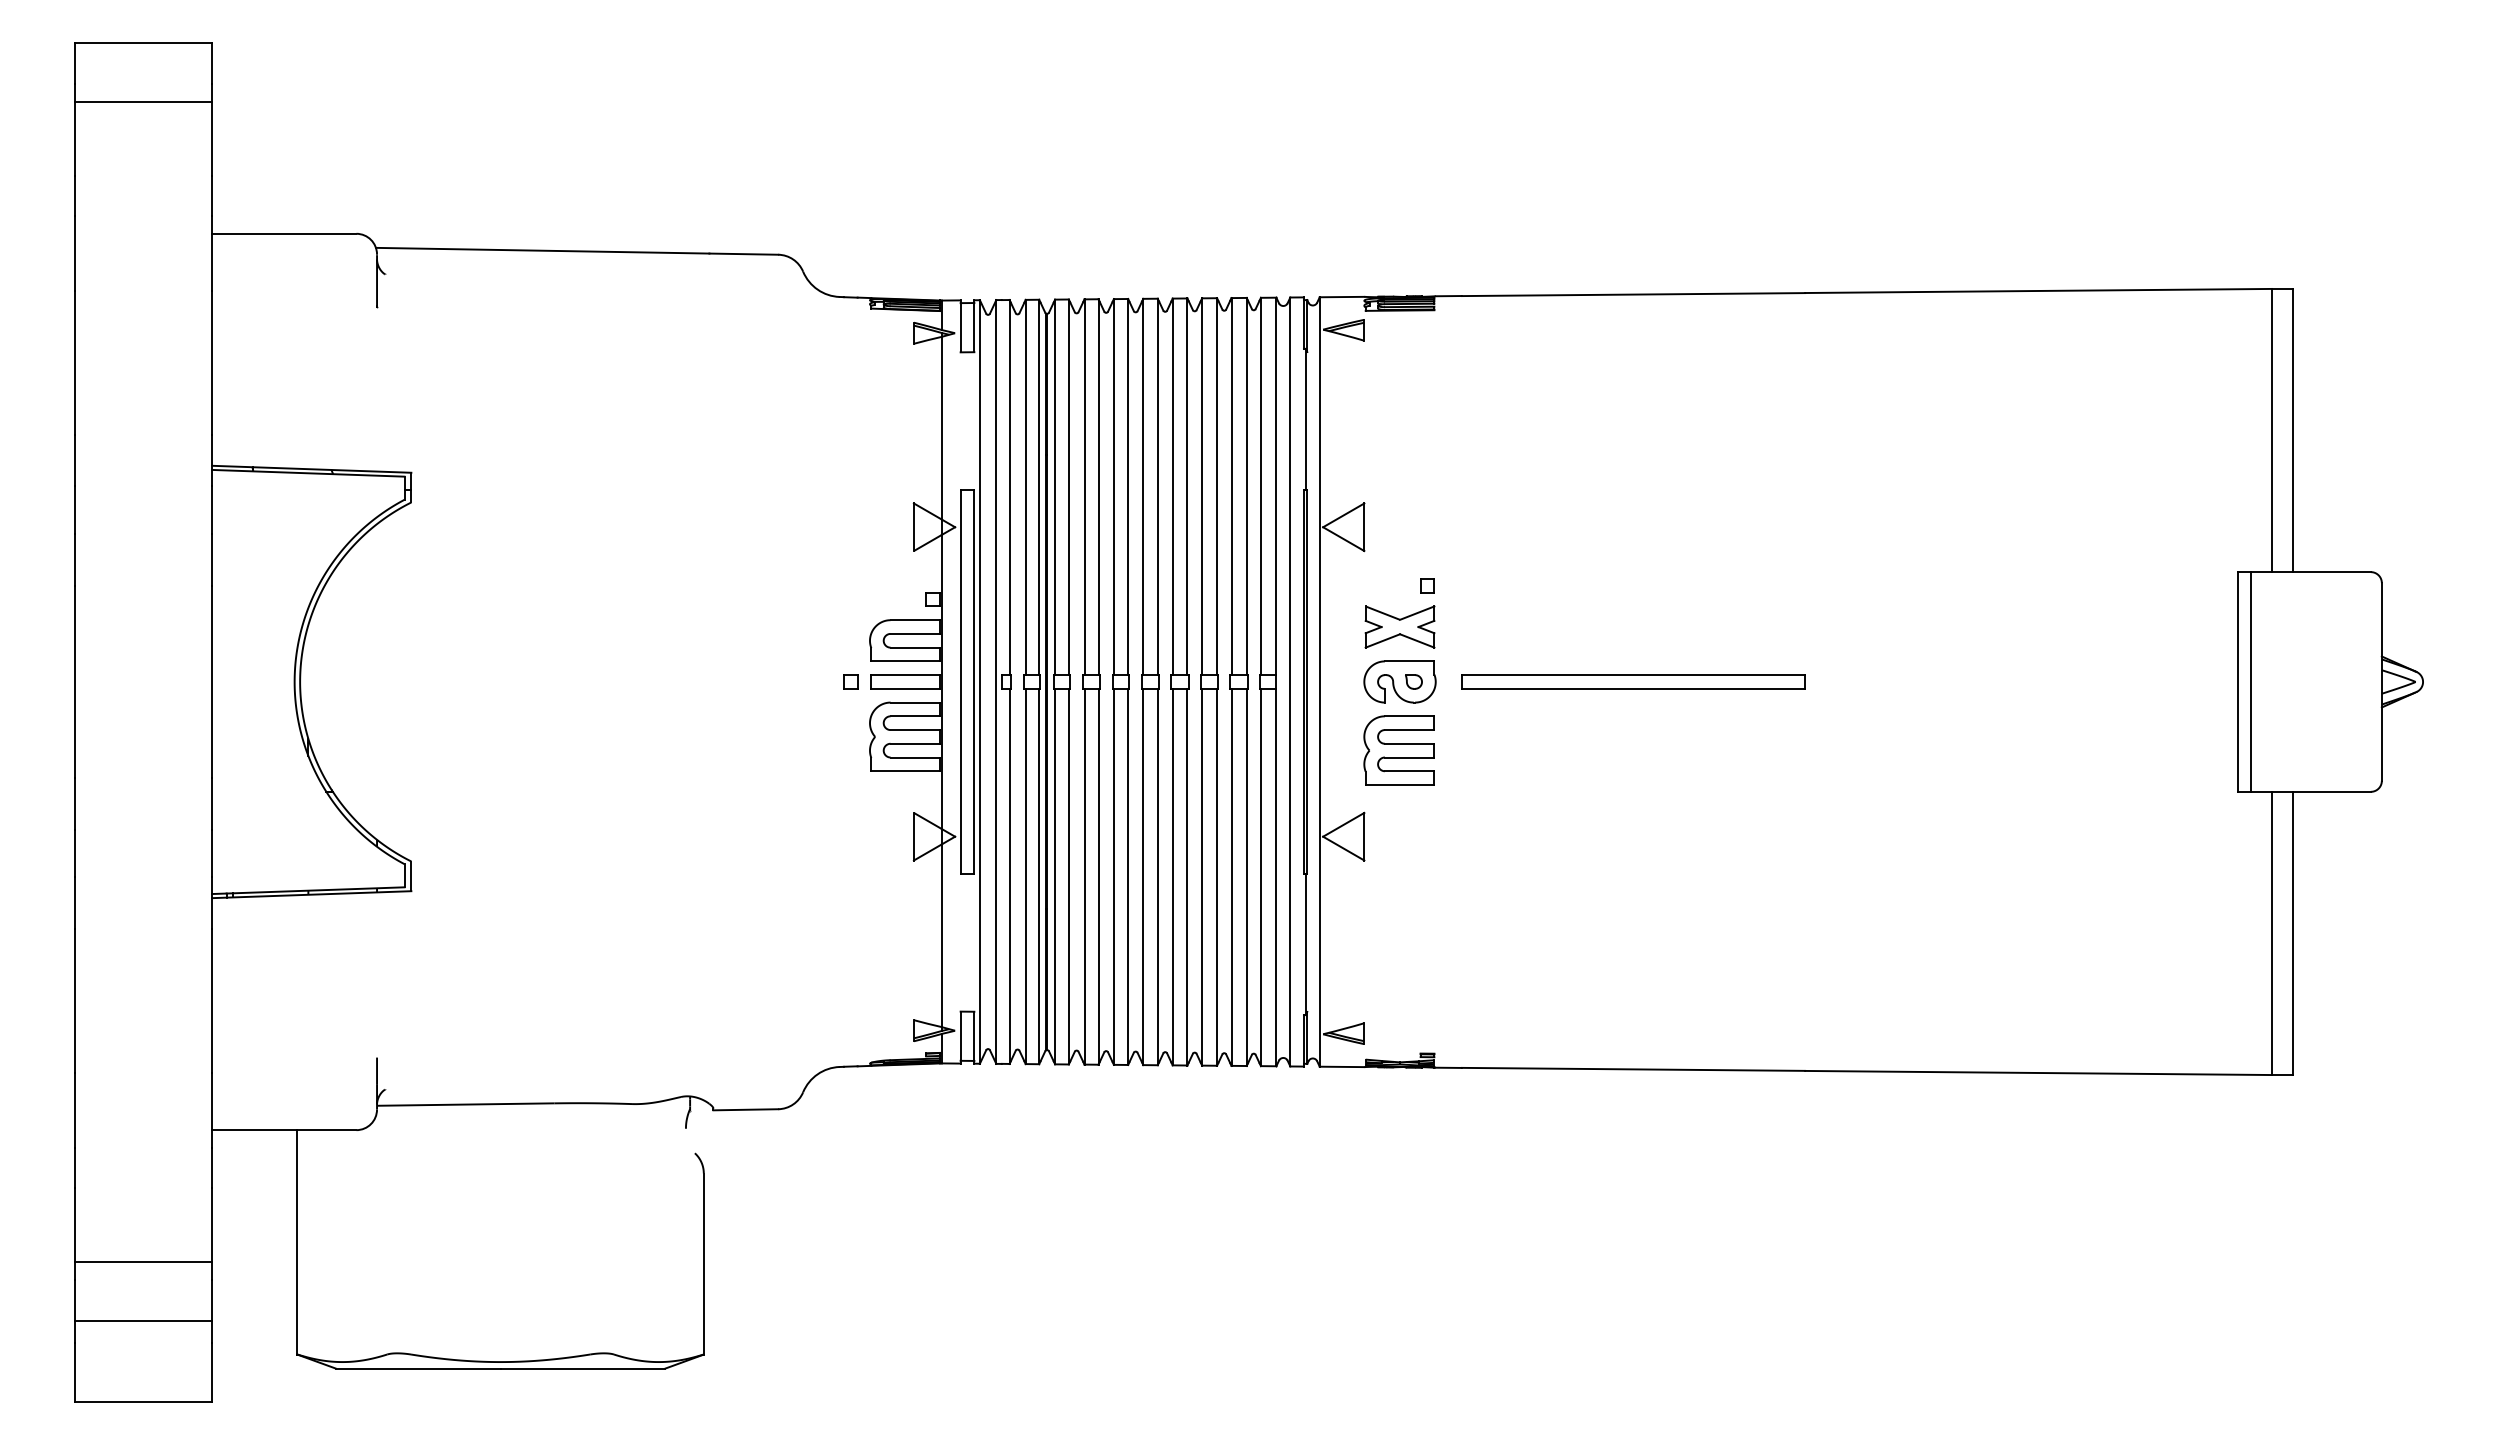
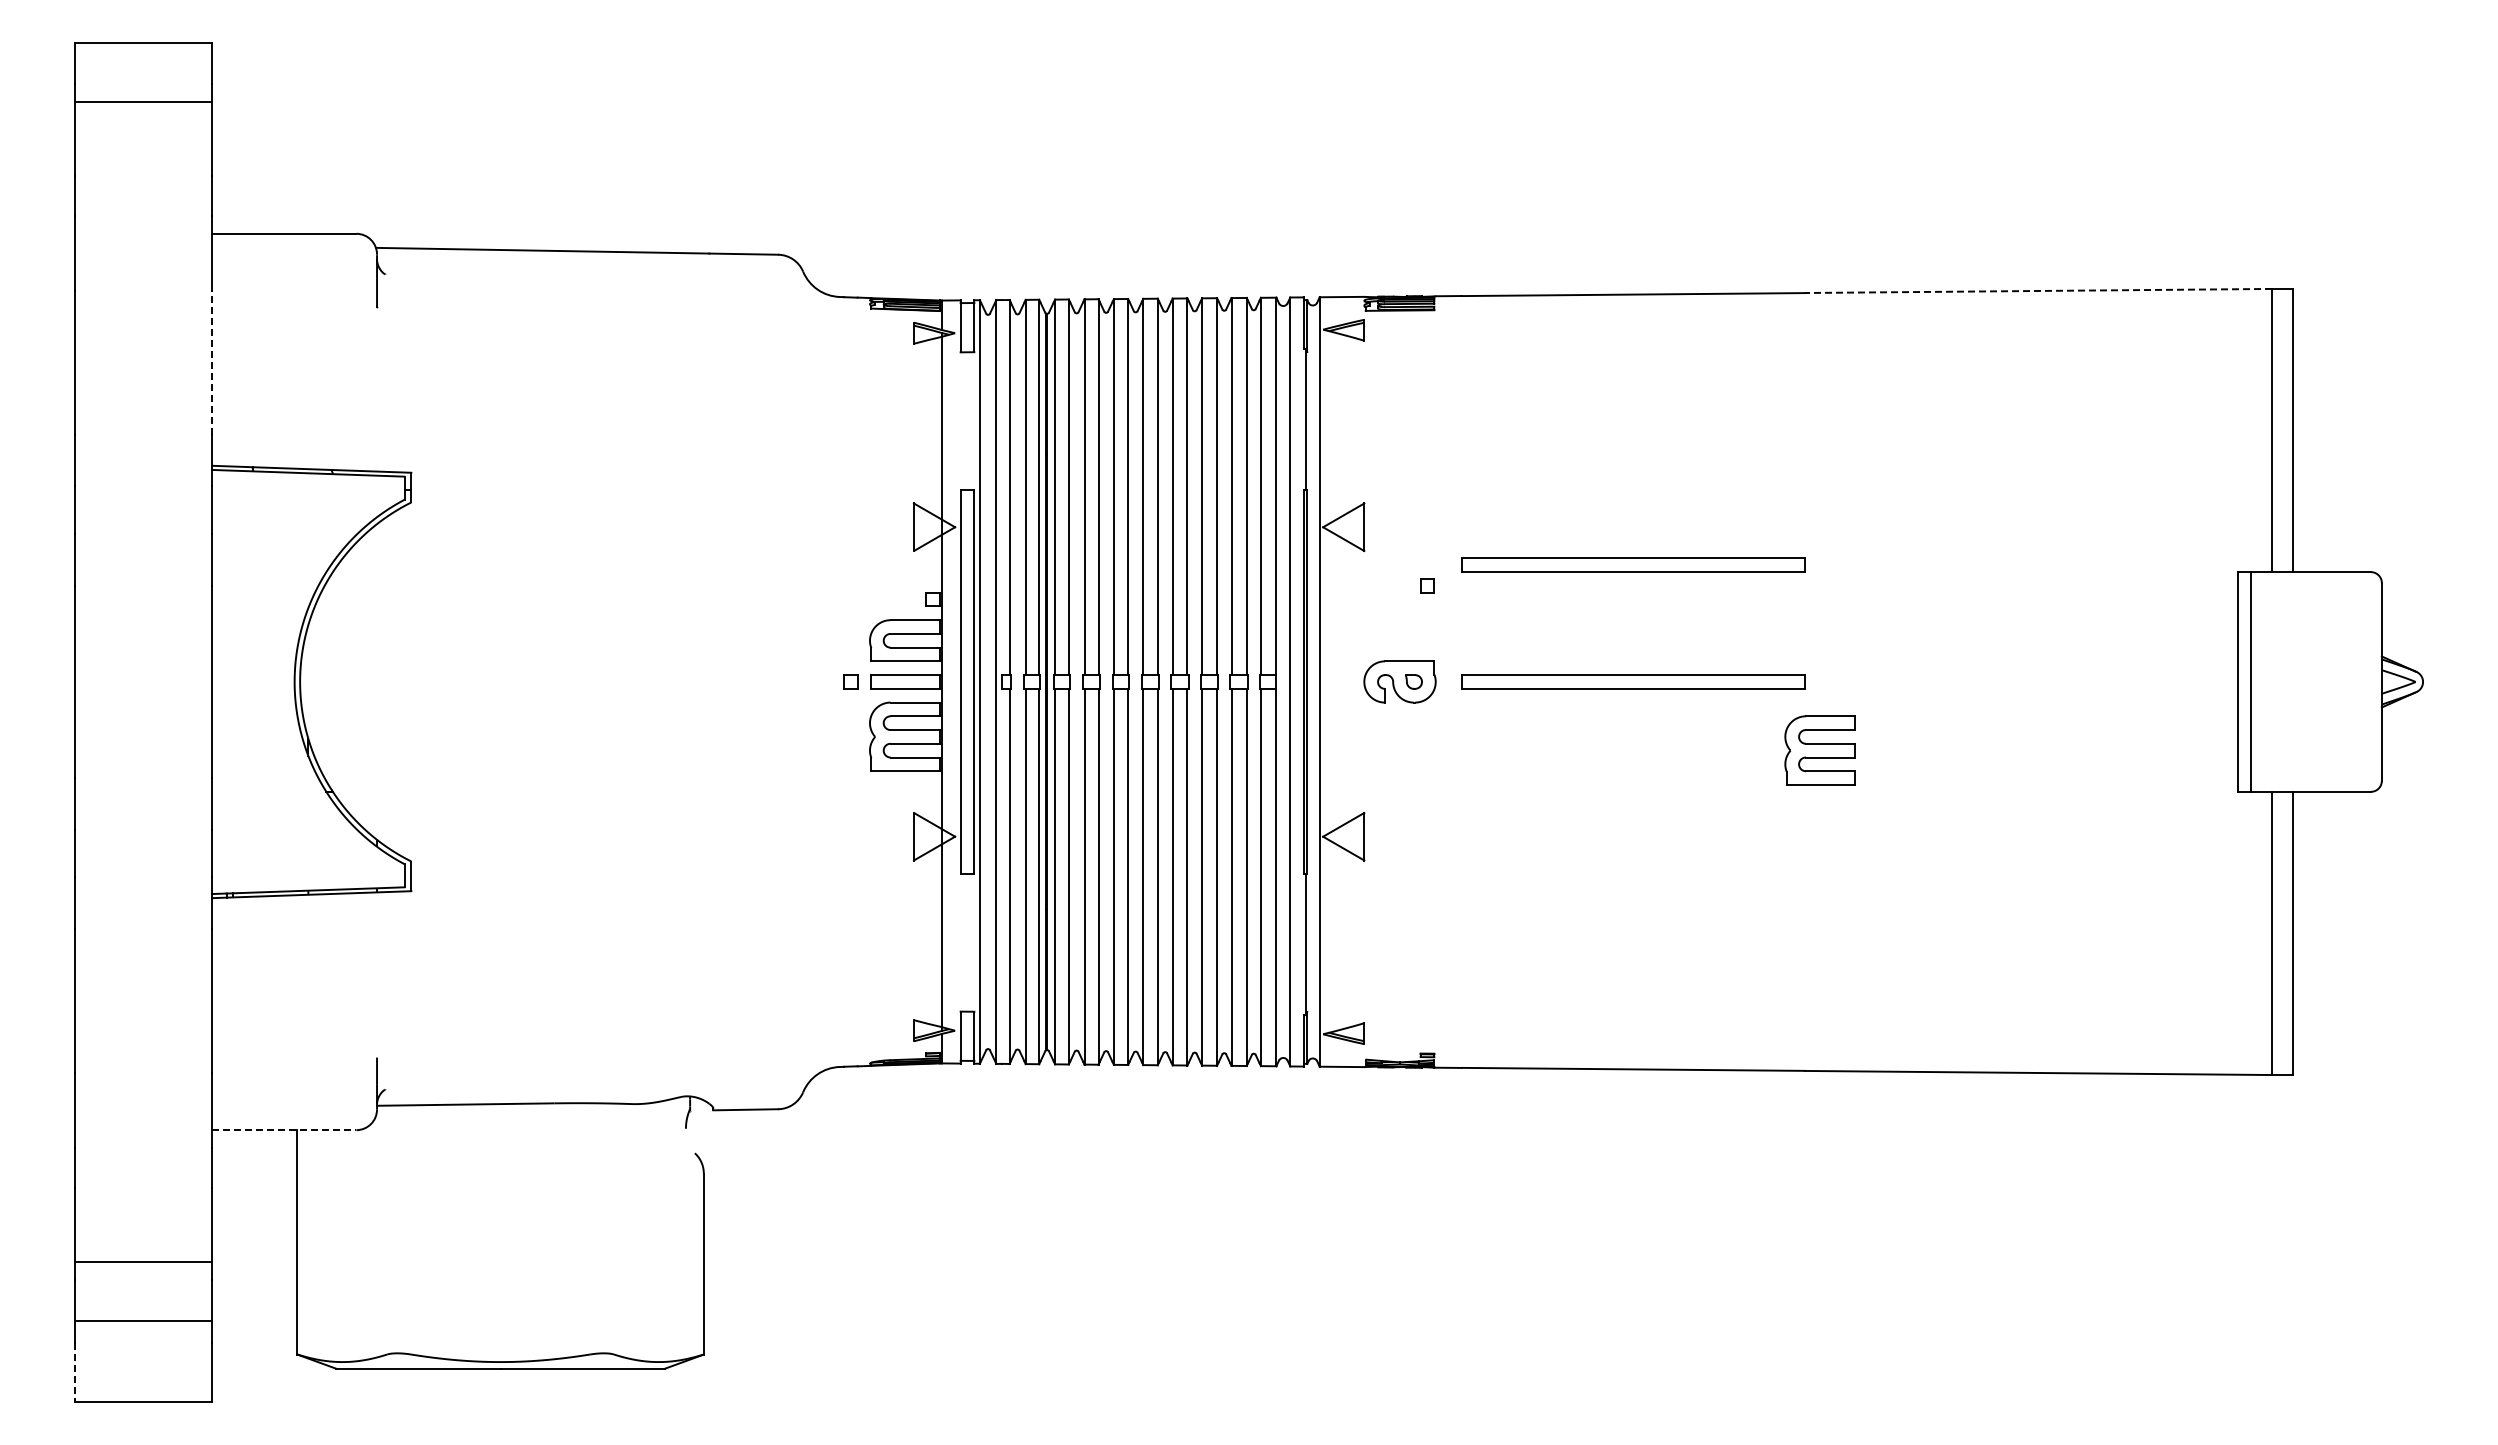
line: solid -> dashed (2038, 290)
line: solid -> dashed (212, 362)
part: none -> present (1633, 564)
part: present -> none (1399, 626)
part position: (1398, 750) -> (1819, 750) (1819, 750)
line: solid -> dashed (284, 1130)
line: solid -> dashed (74, 1372)
